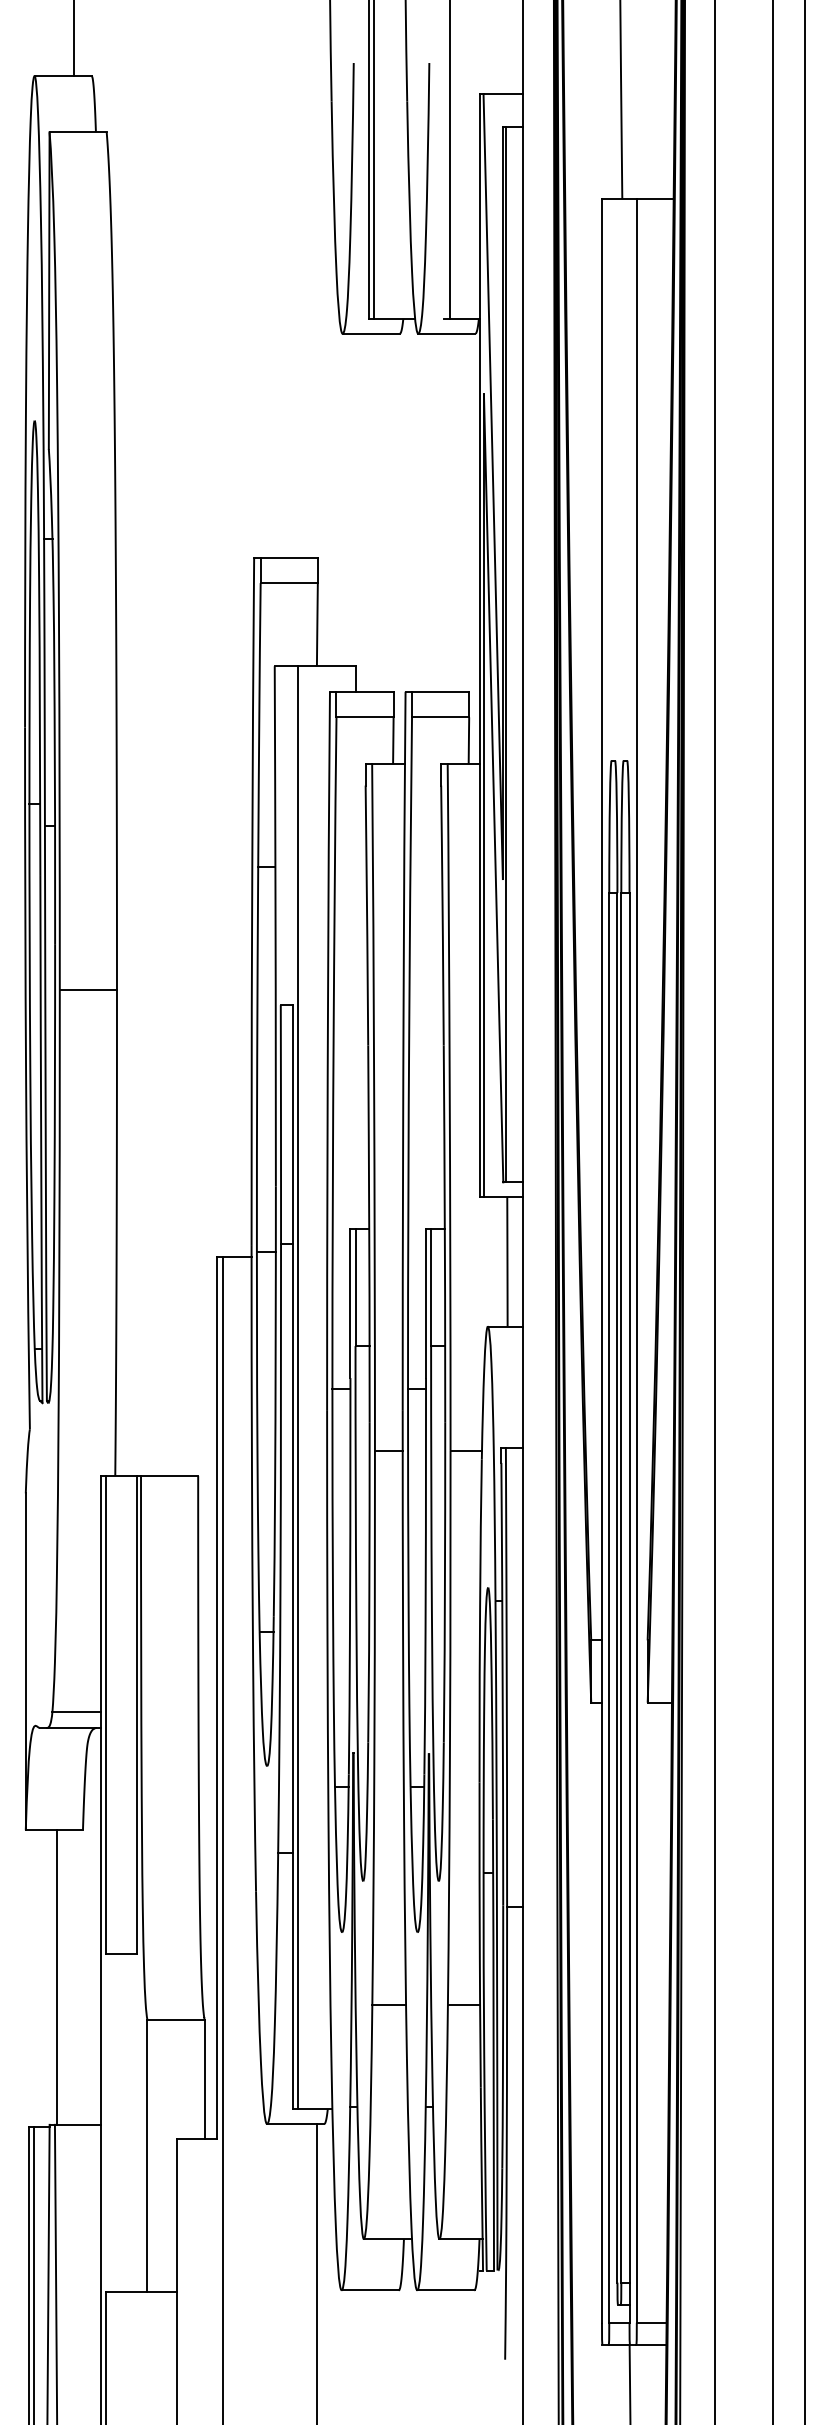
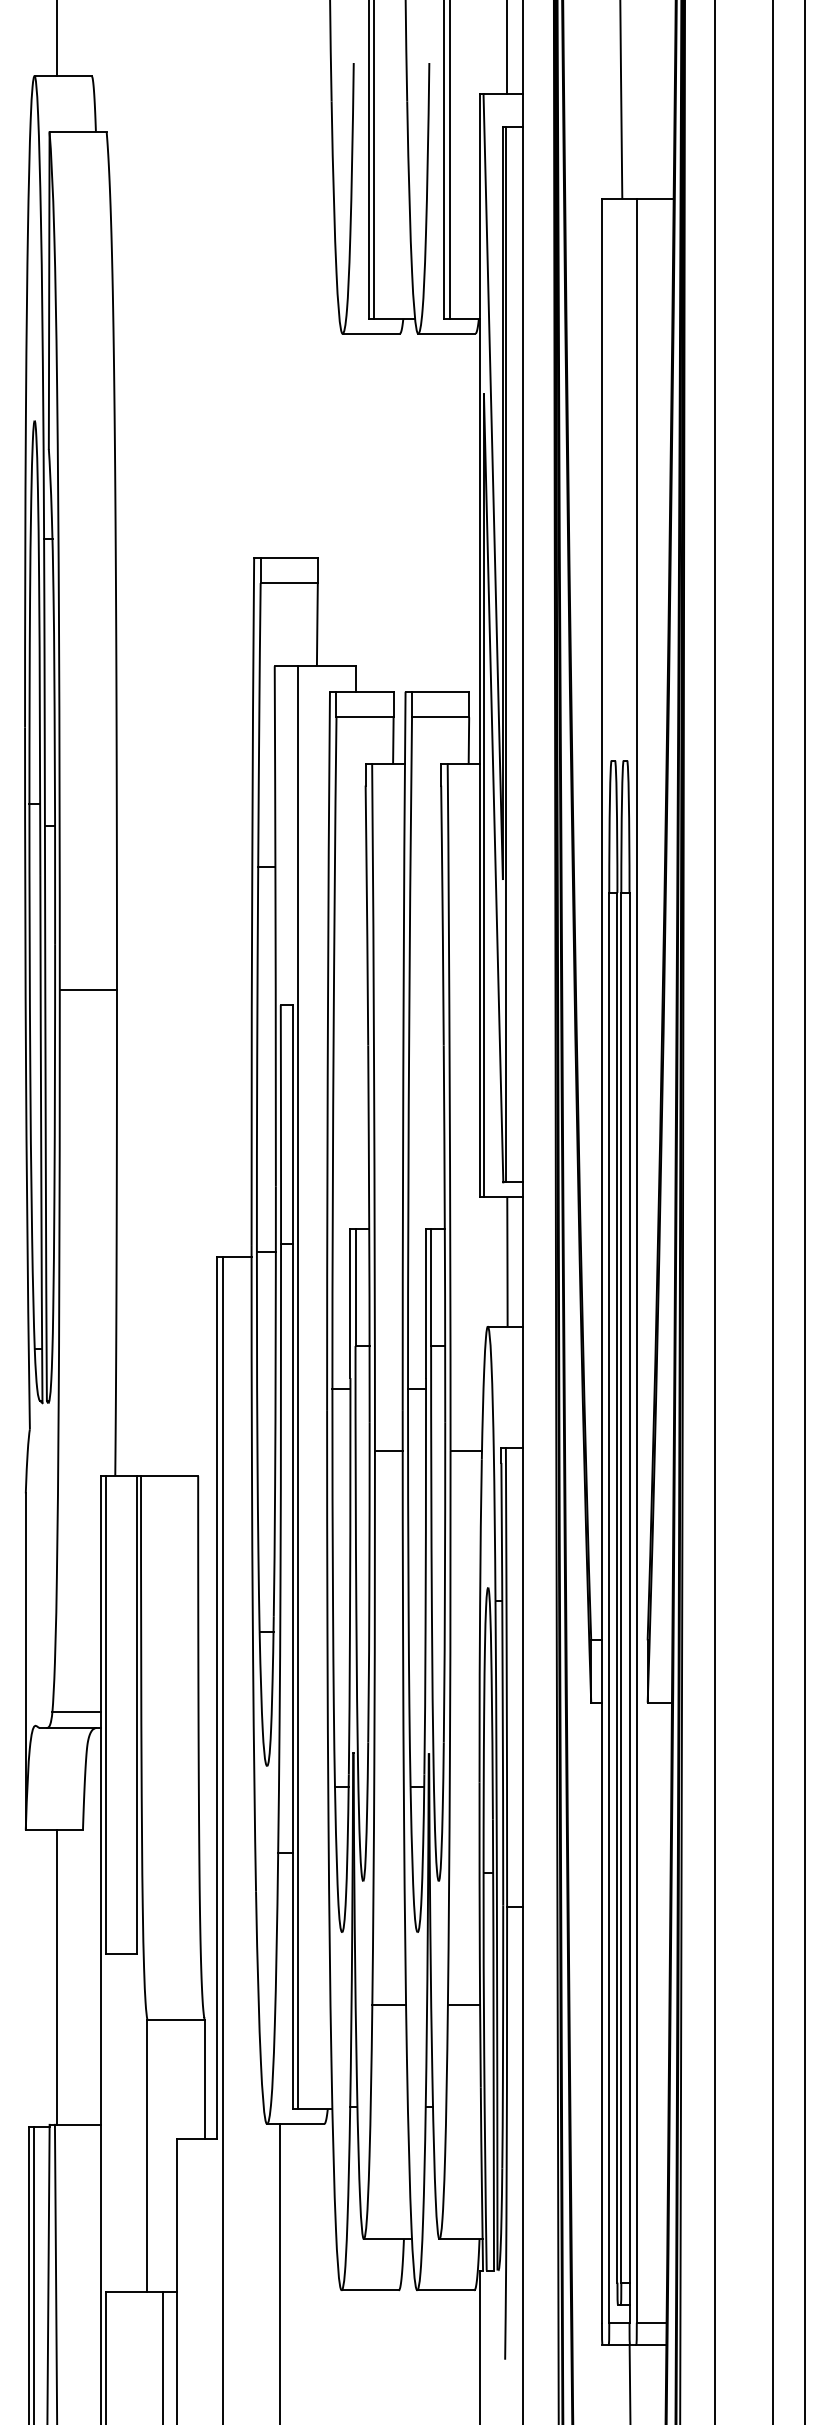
line position: (73, 39) -> (56, 39) (56, 39)
line: none -> present (506, 48)
line: none -> present (444, 160)
line position: (317, 2272) -> (280, 2272) (280, 2272)
line: none -> present (480, 2345)
line: none -> present (163, 2356)
